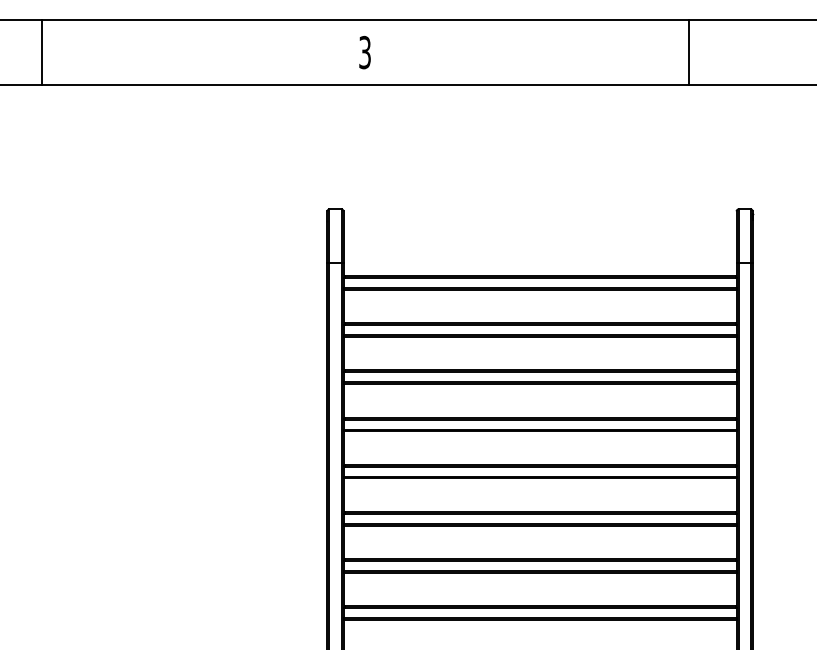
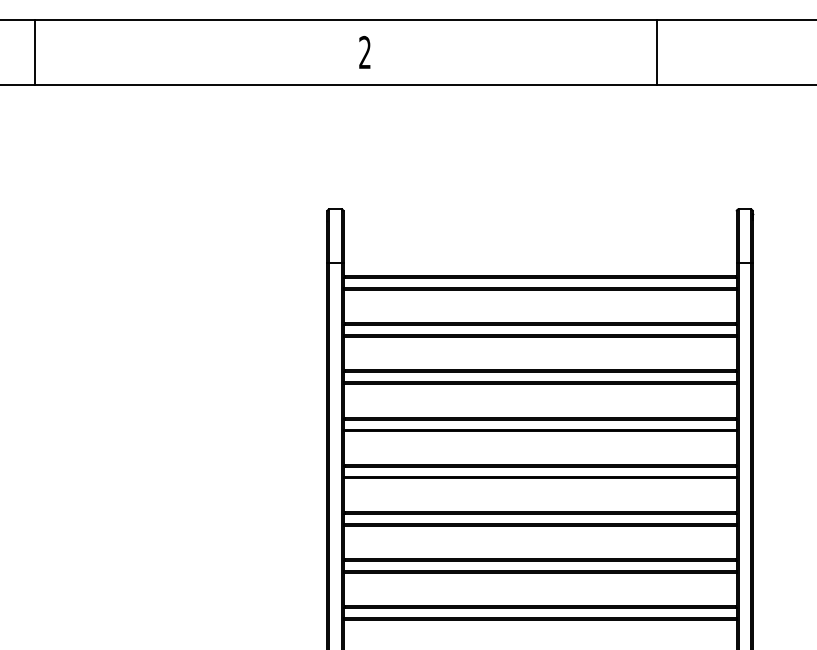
line position: (42, 52) -> (35, 52) (35, 52)
text: 3 -> 2 (364, 52)
line position: (688, 52) -> (656, 52) (656, 52)
